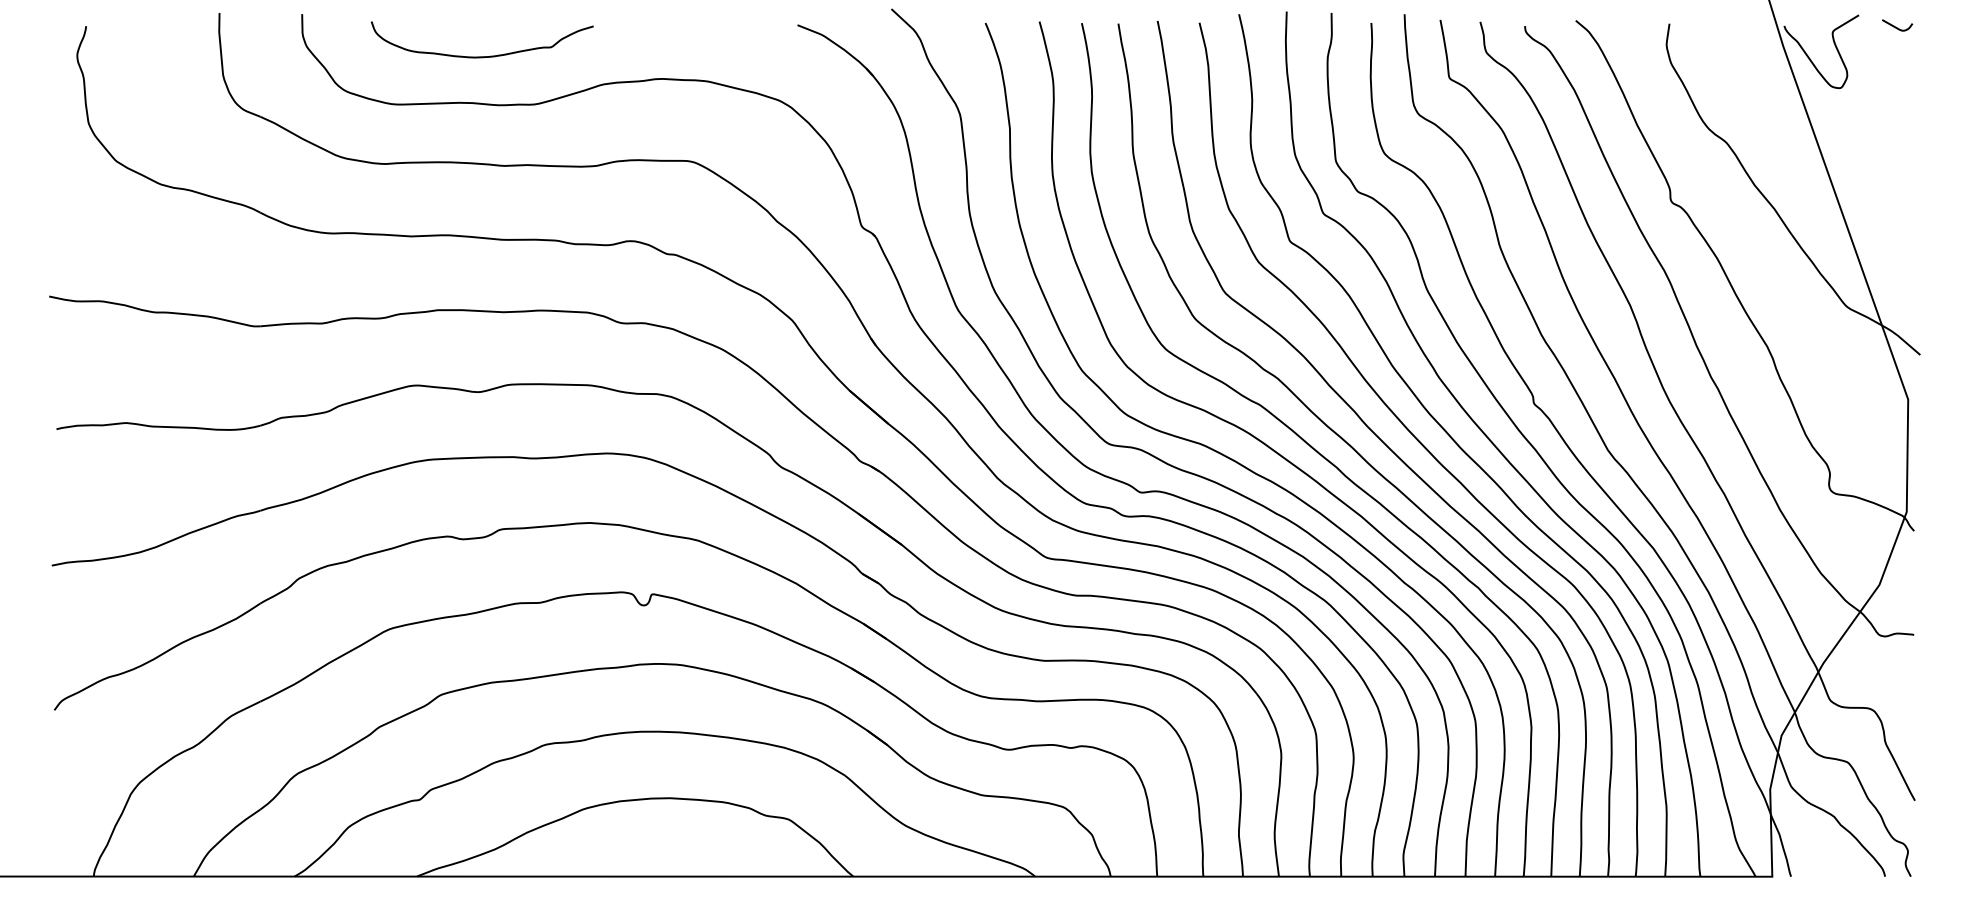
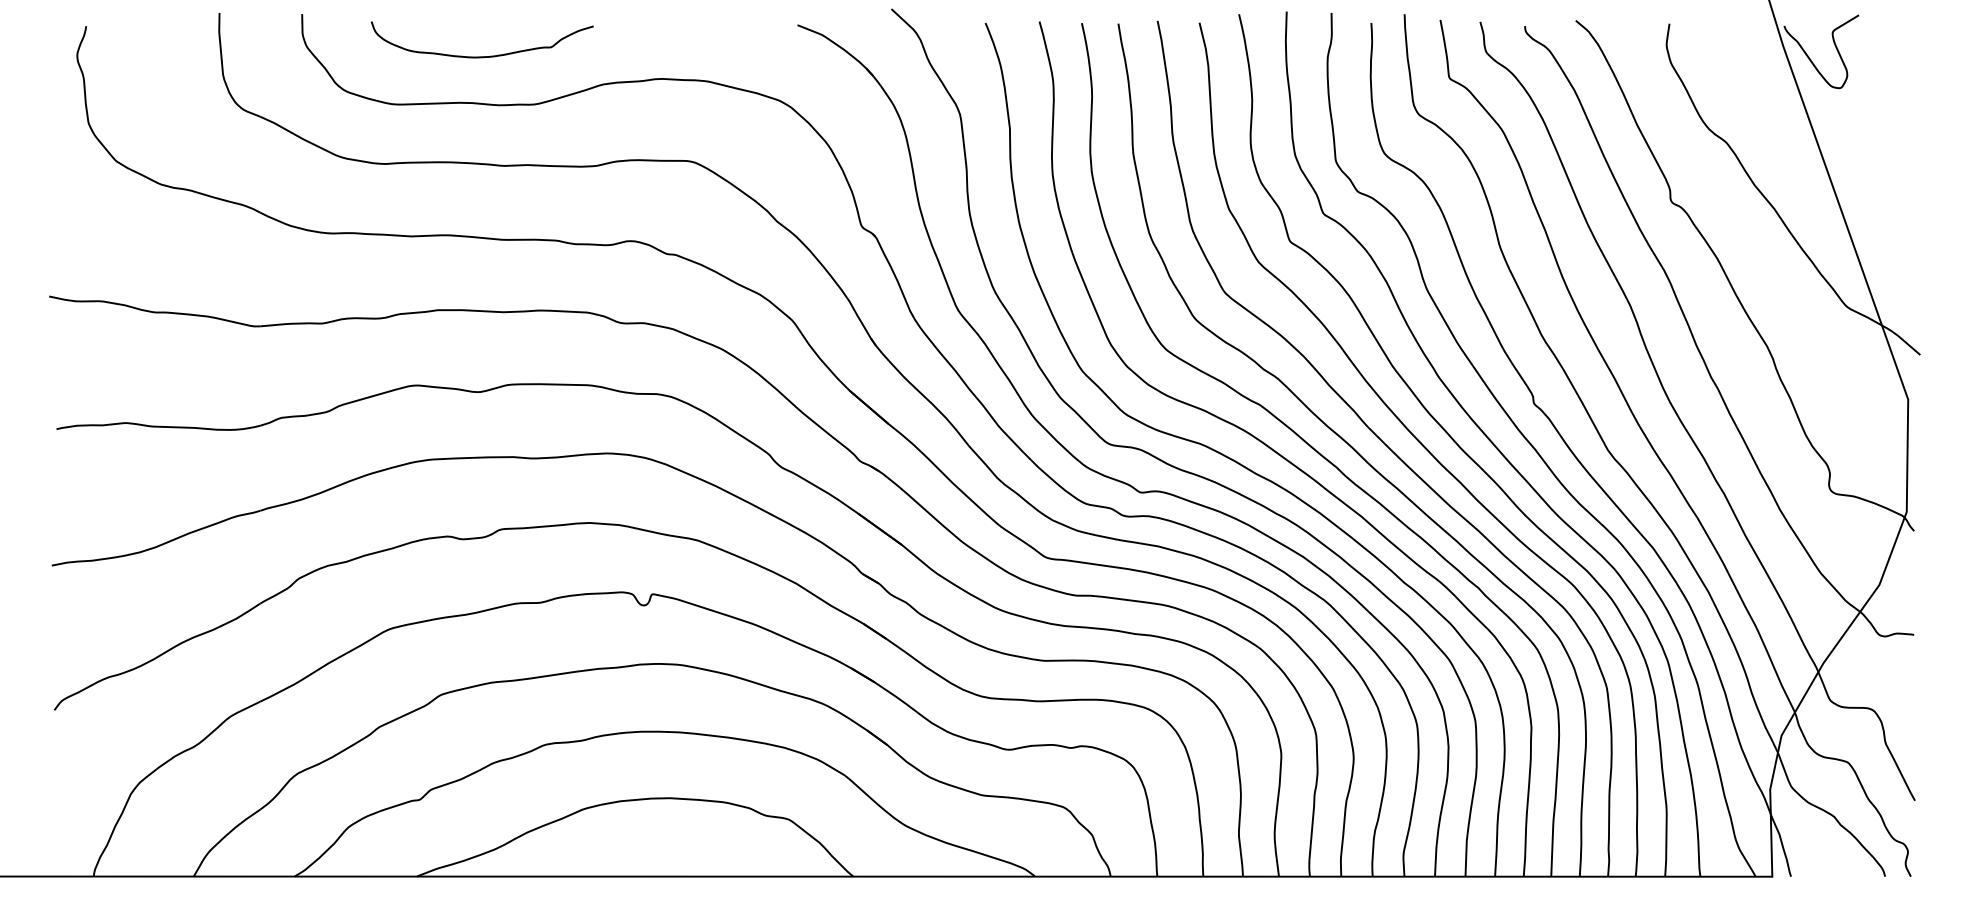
curve: present -> none (1896, 26)
